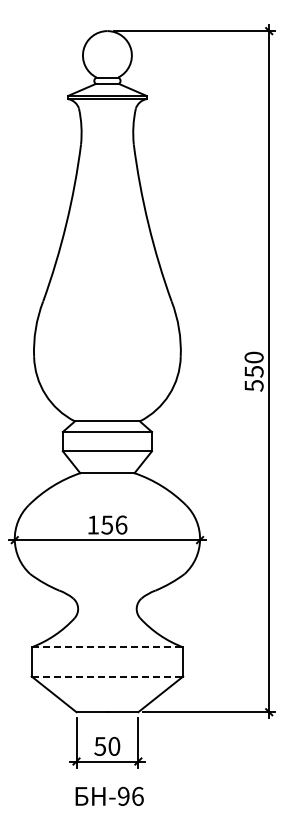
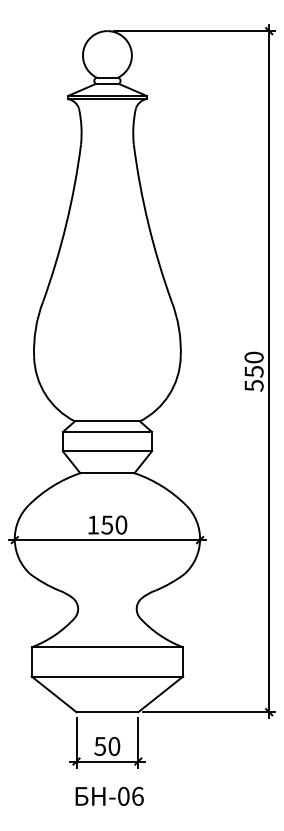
text: 156 -> 150 (121, 524)
line: dashed -> solid (107, 647)
line: dashed -> solid (107, 676)
text: -96 -> -06 (123, 796)
